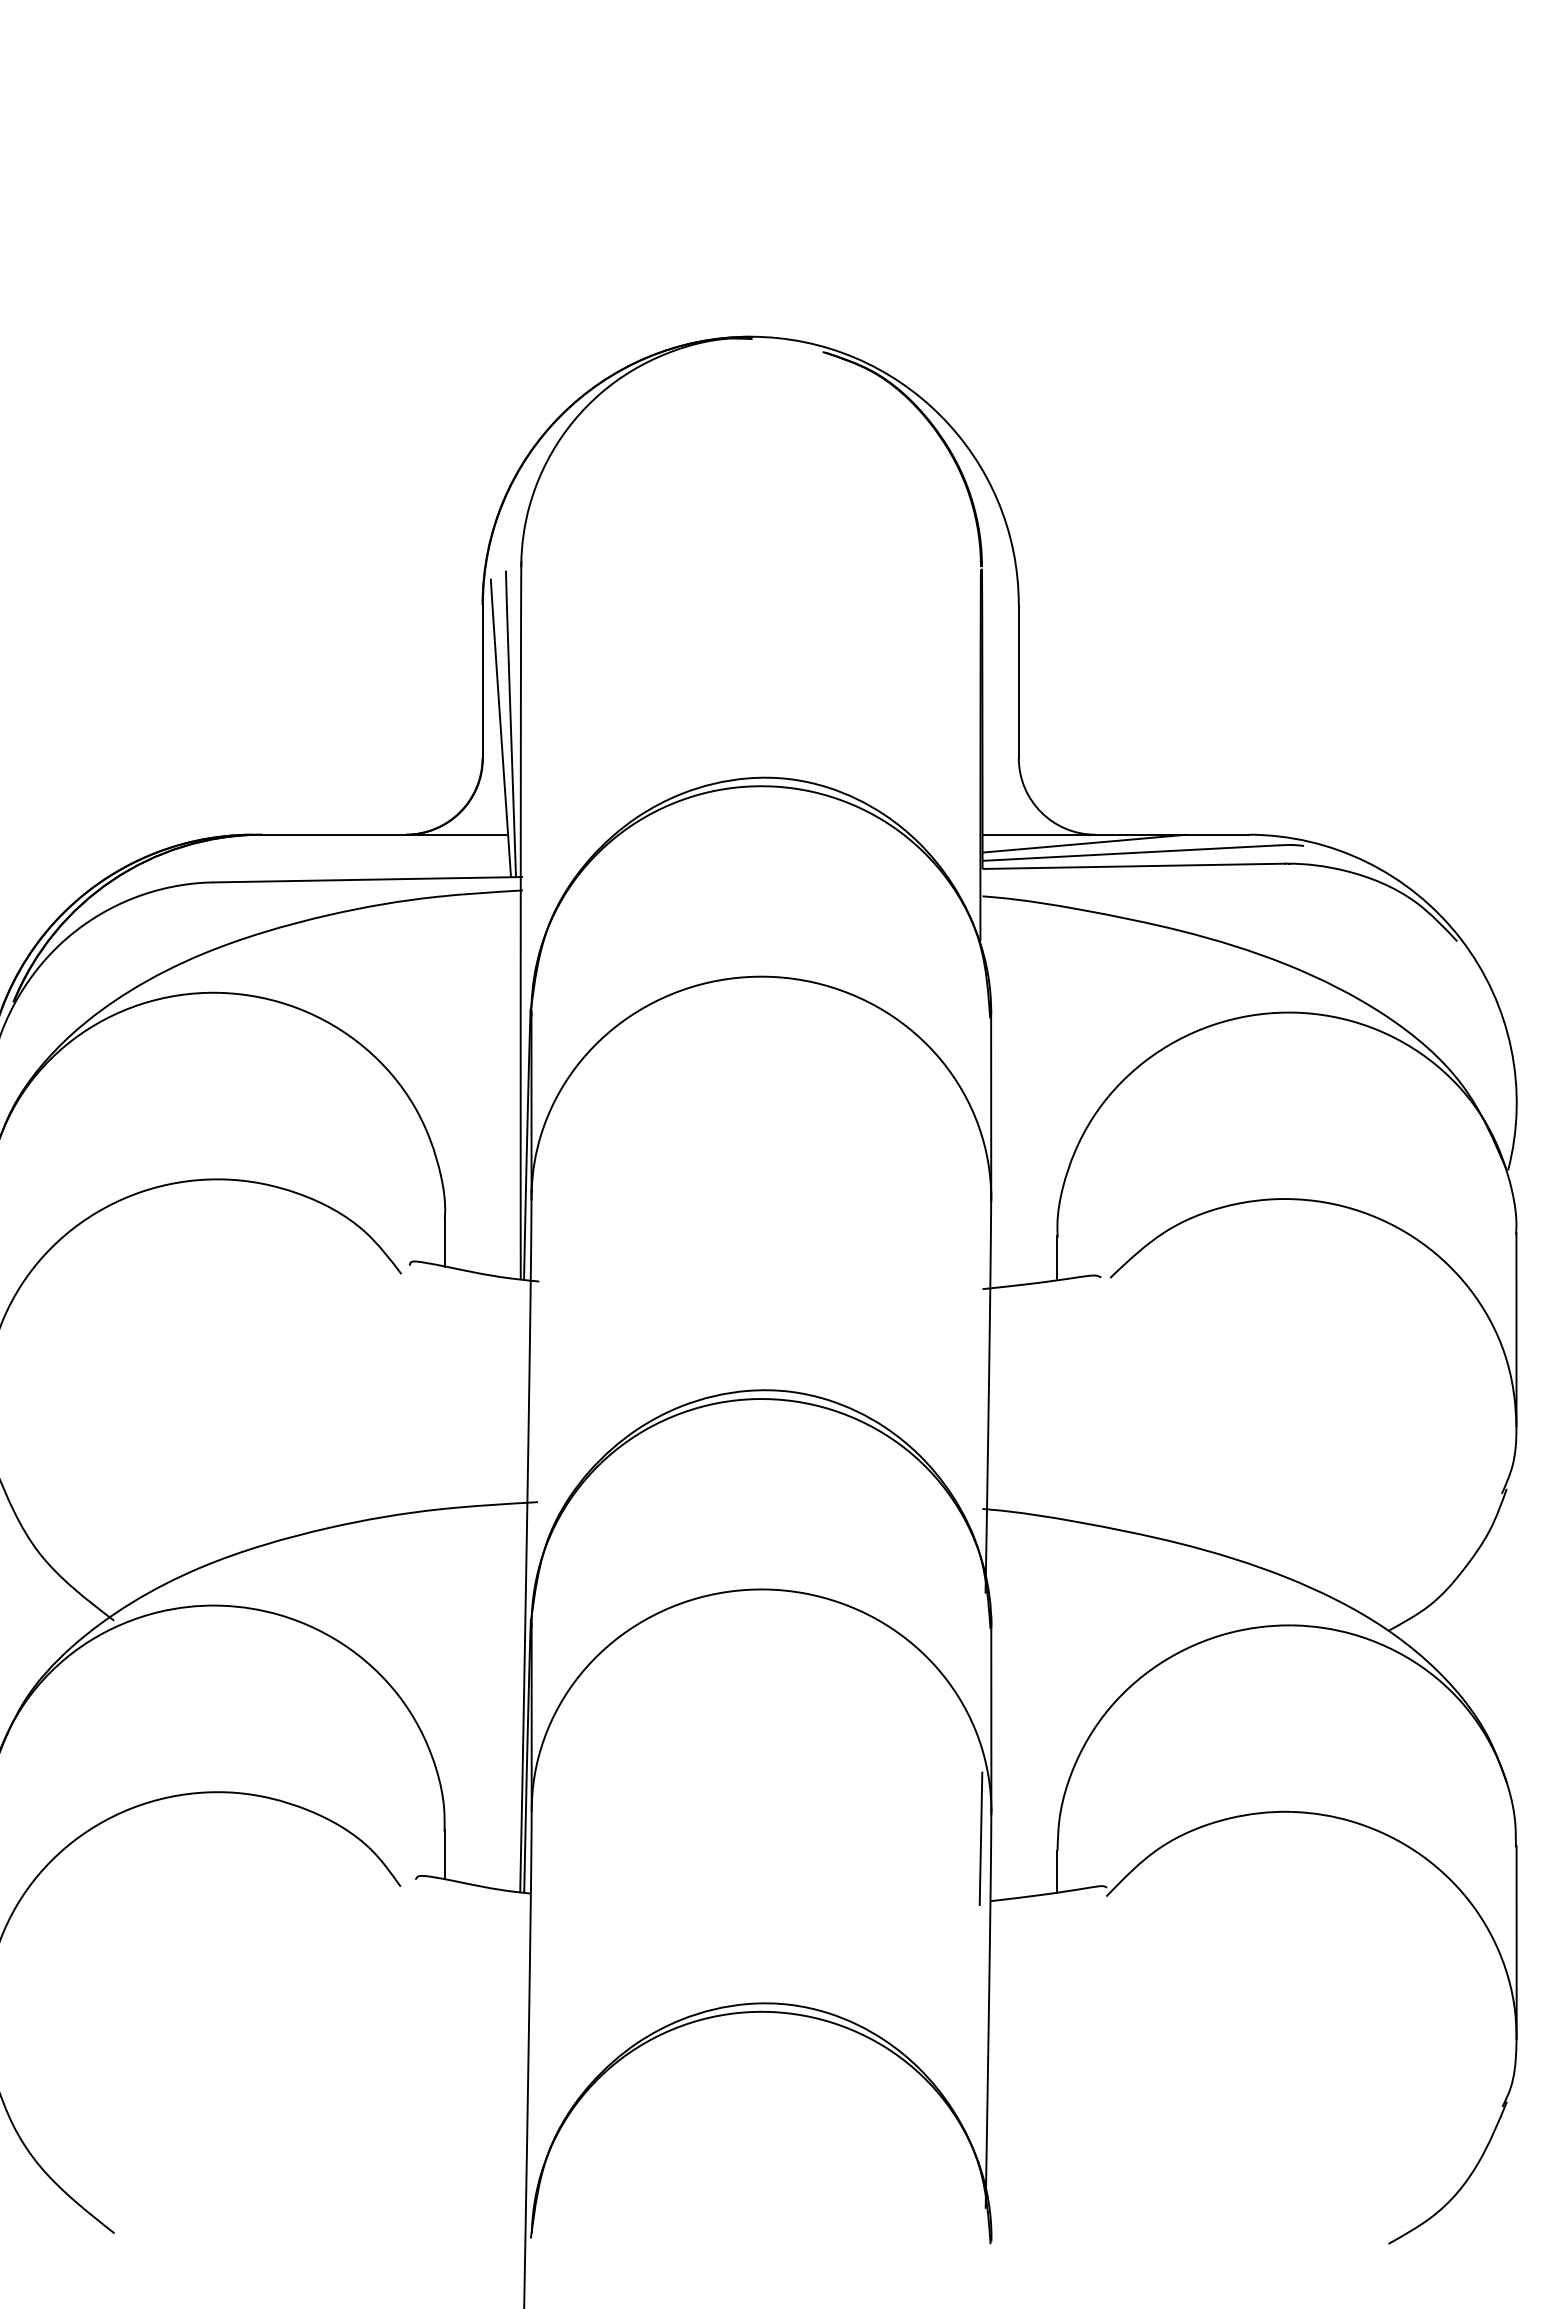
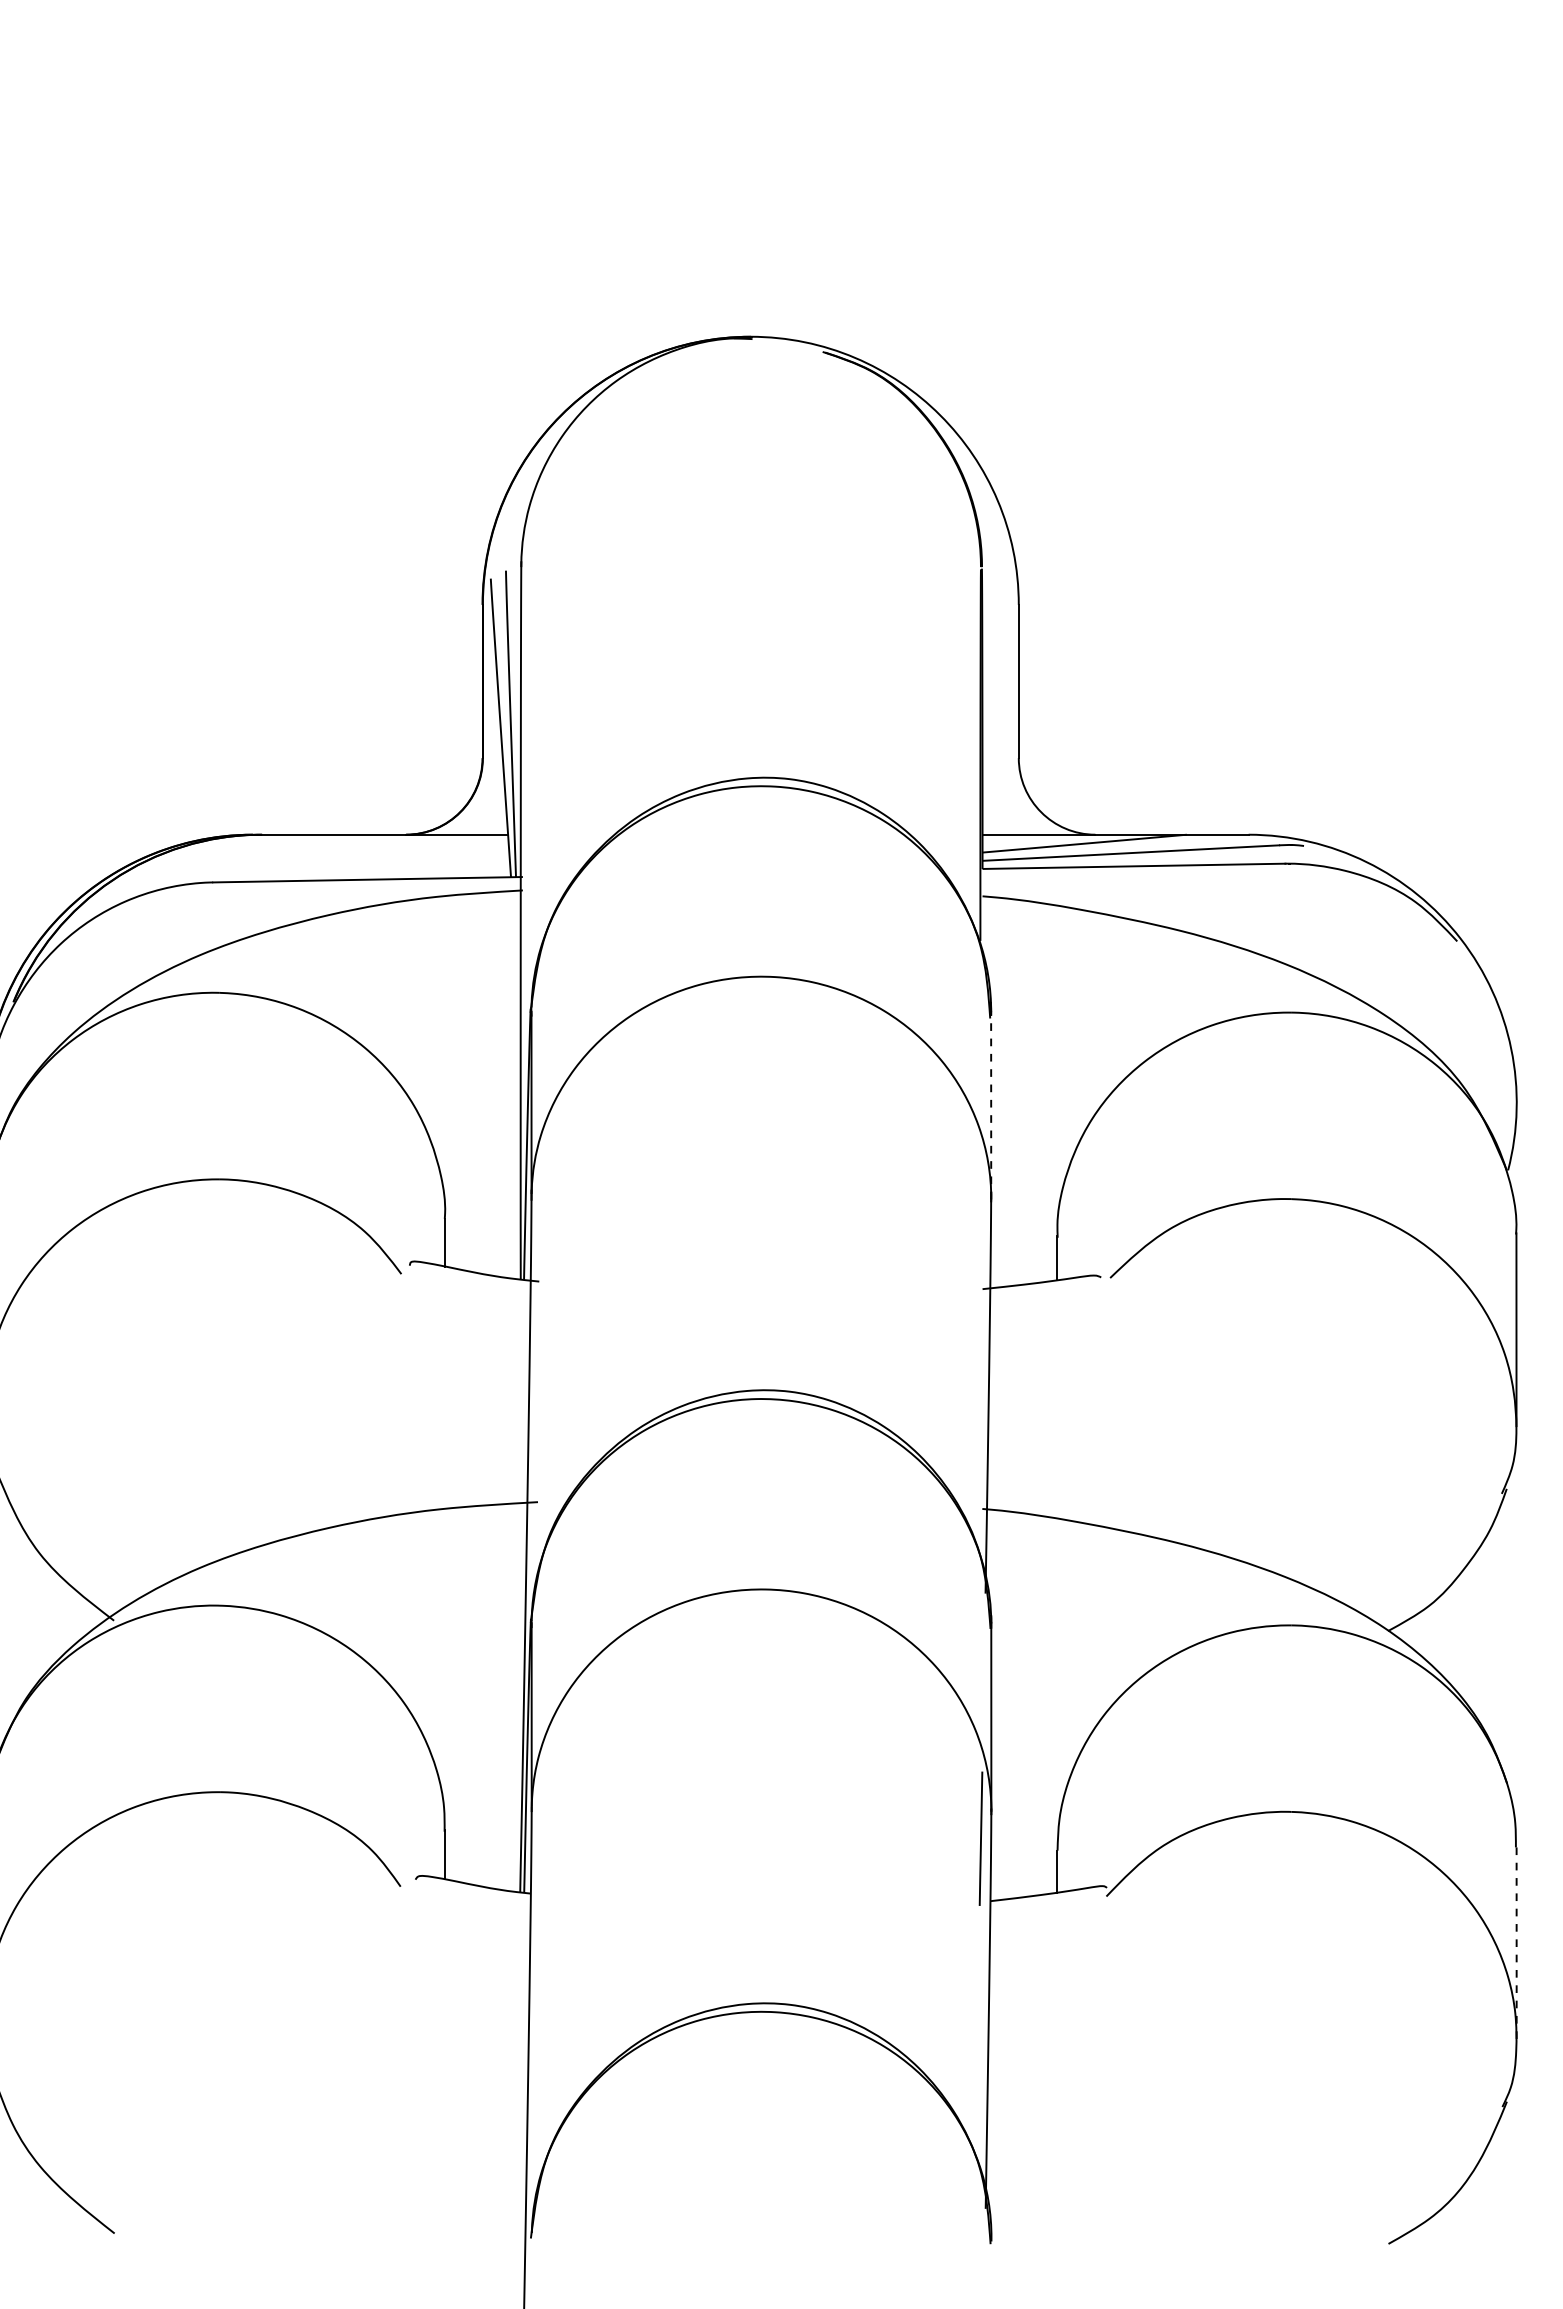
line: solid -> dashed (991, 1105)
line: solid -> dashed (1516, 1942)
